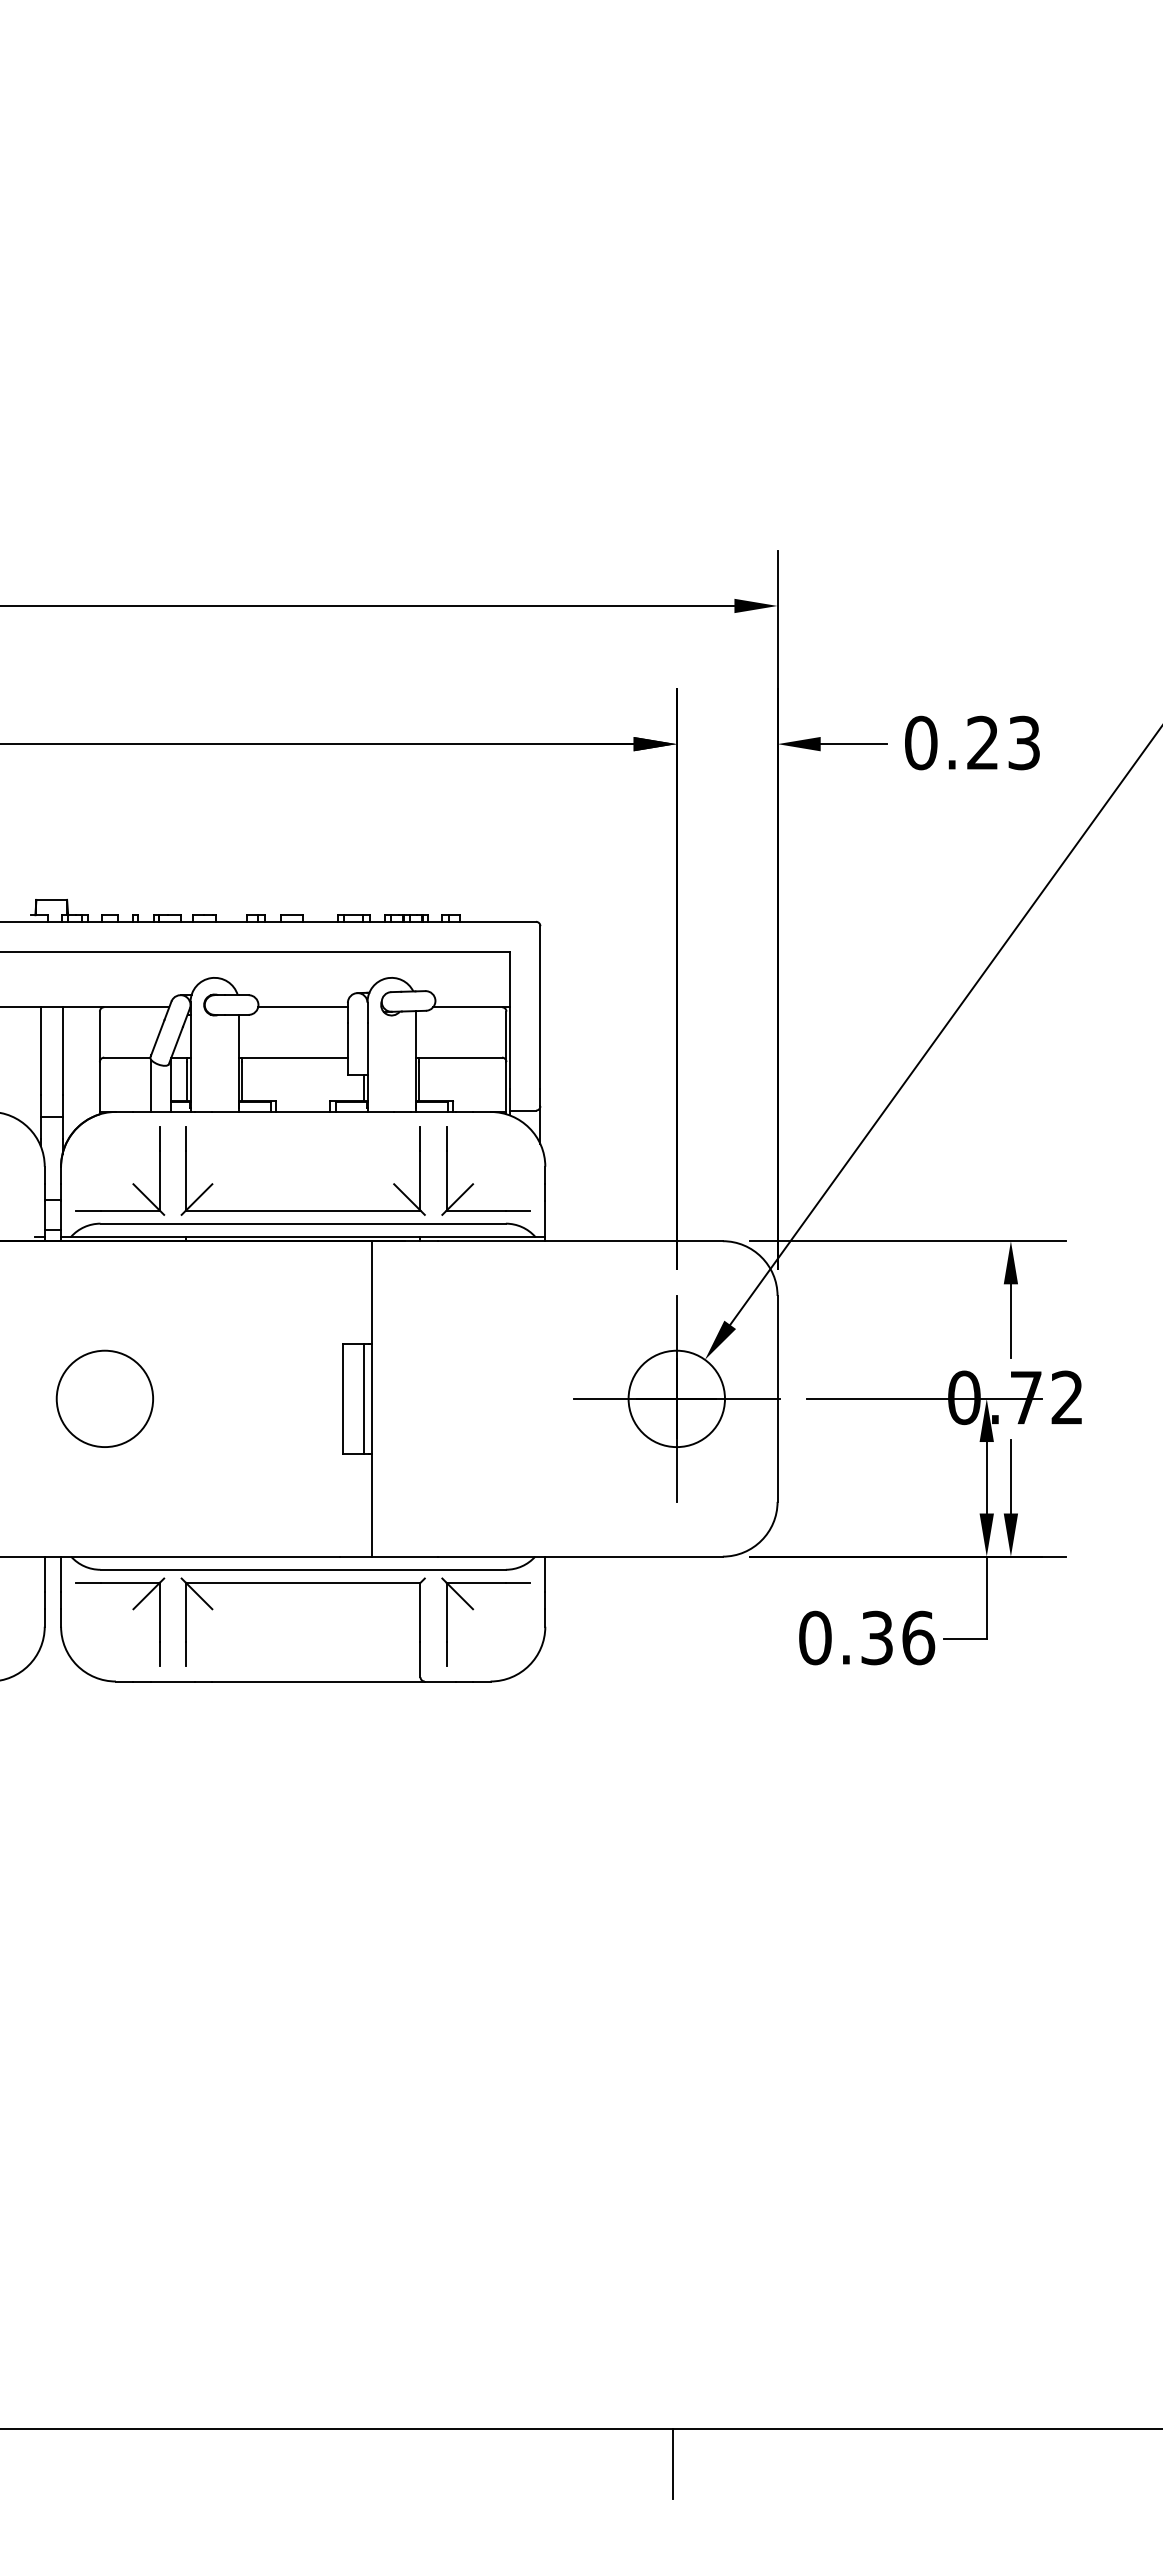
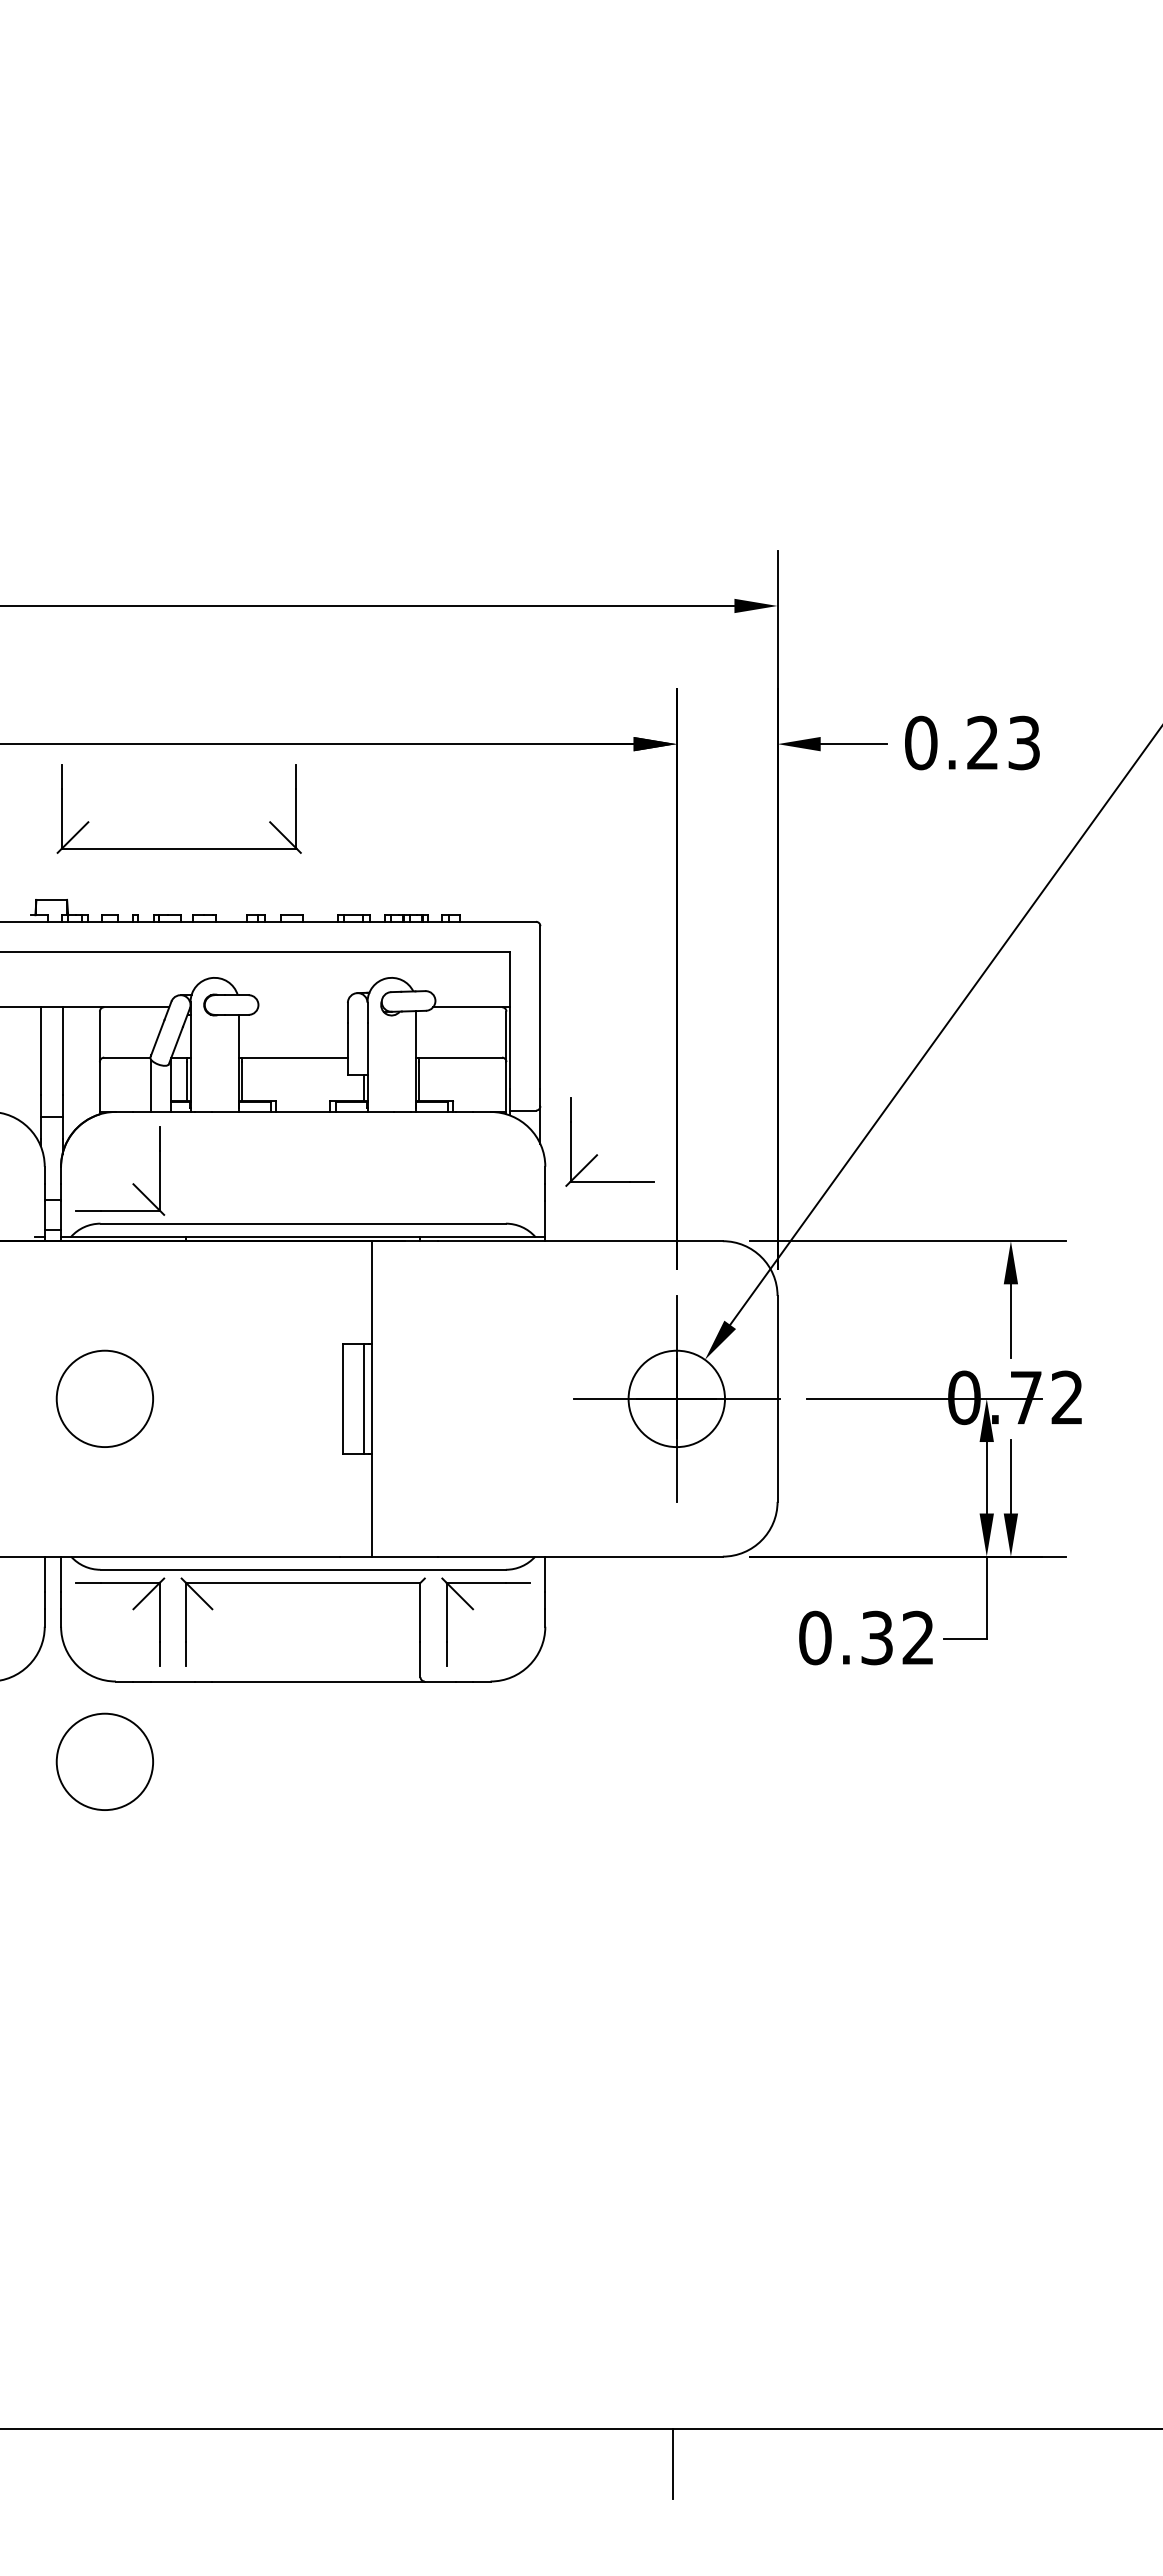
line: present -> none (302, 1007)
part position: (473, 1183) -> (597, 1154) (597, 1154)
part position: (302, 1210) -> (178, 848) (178, 848)
text: 0.36 -> 0.32 (918, 1637)
circle: none -> present (104, 1761)
